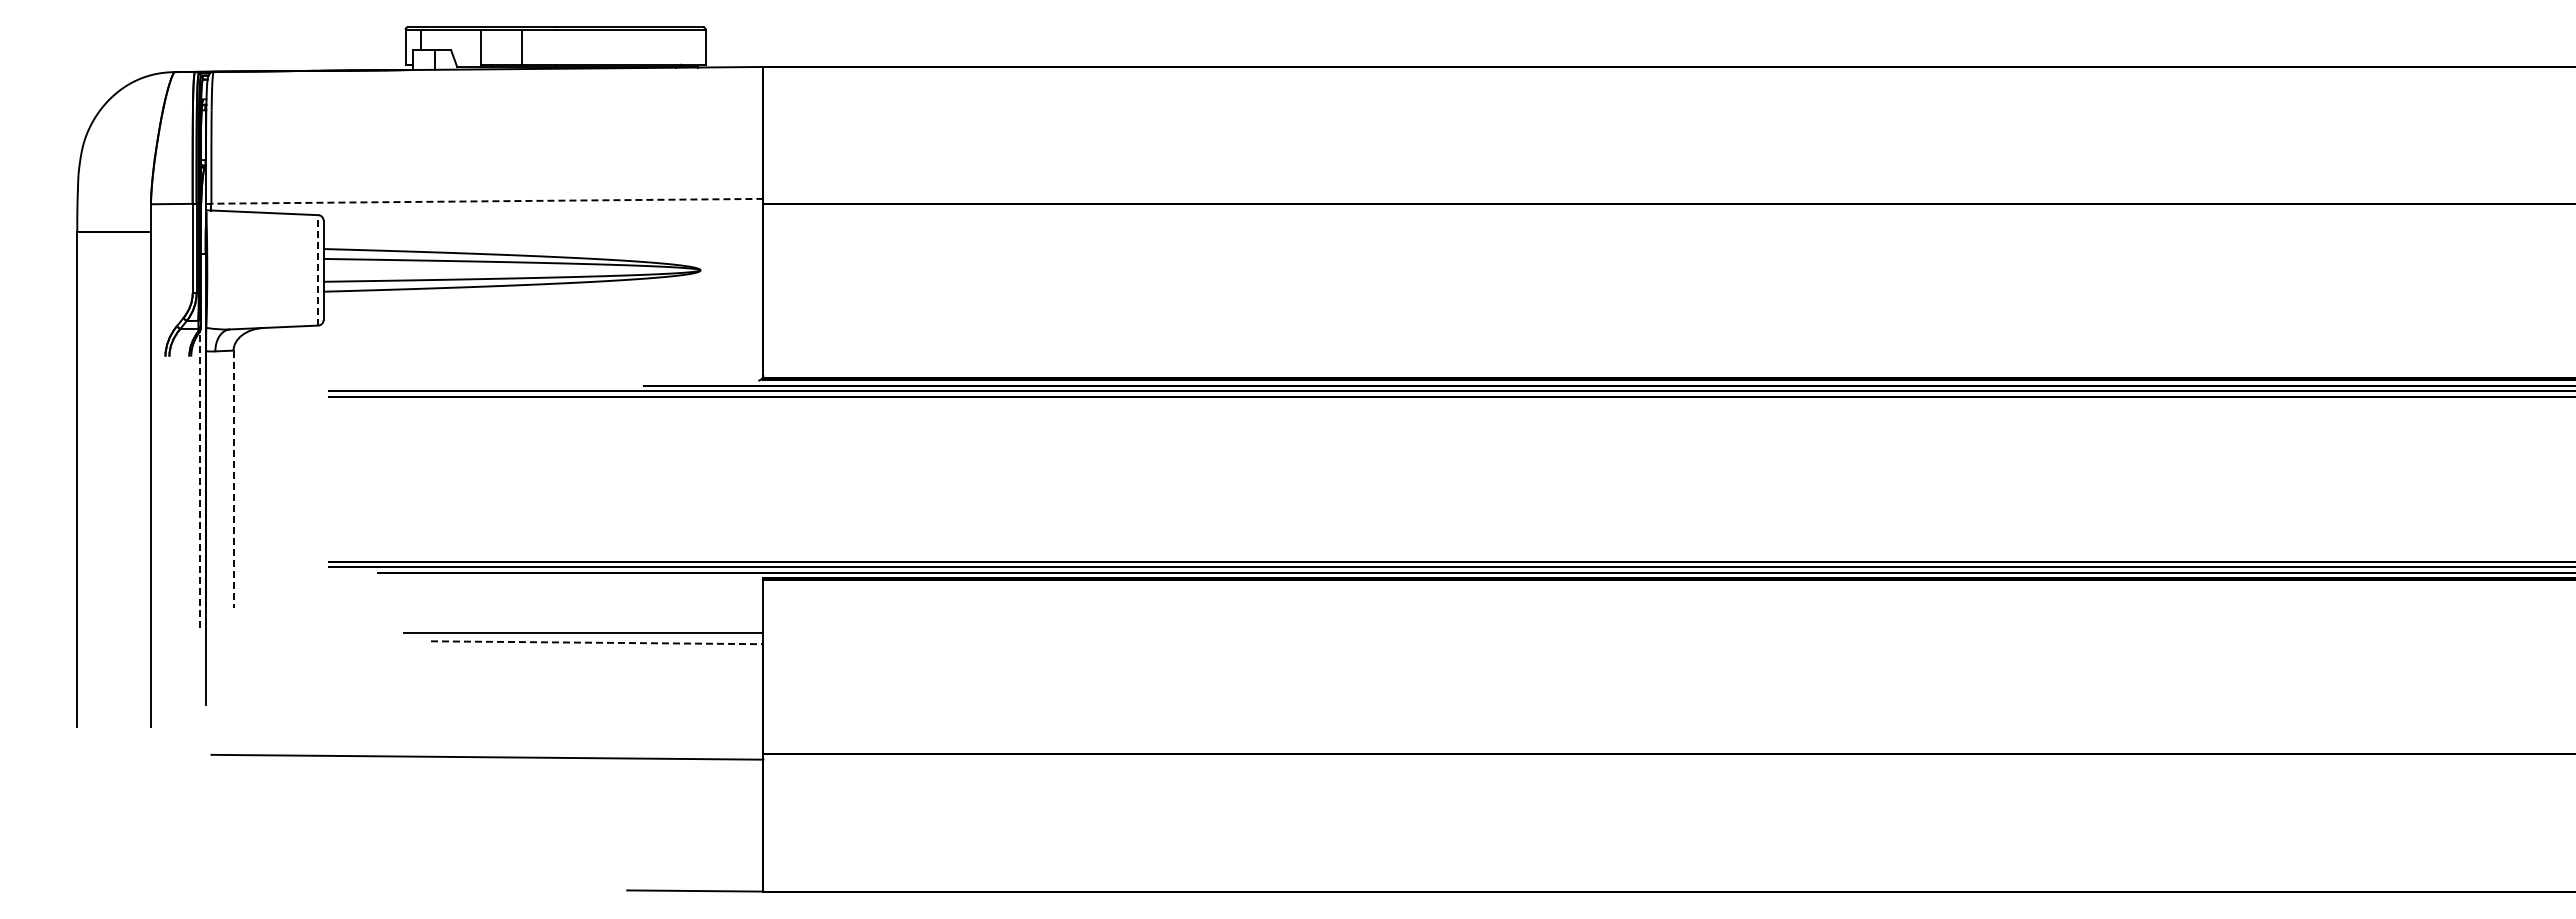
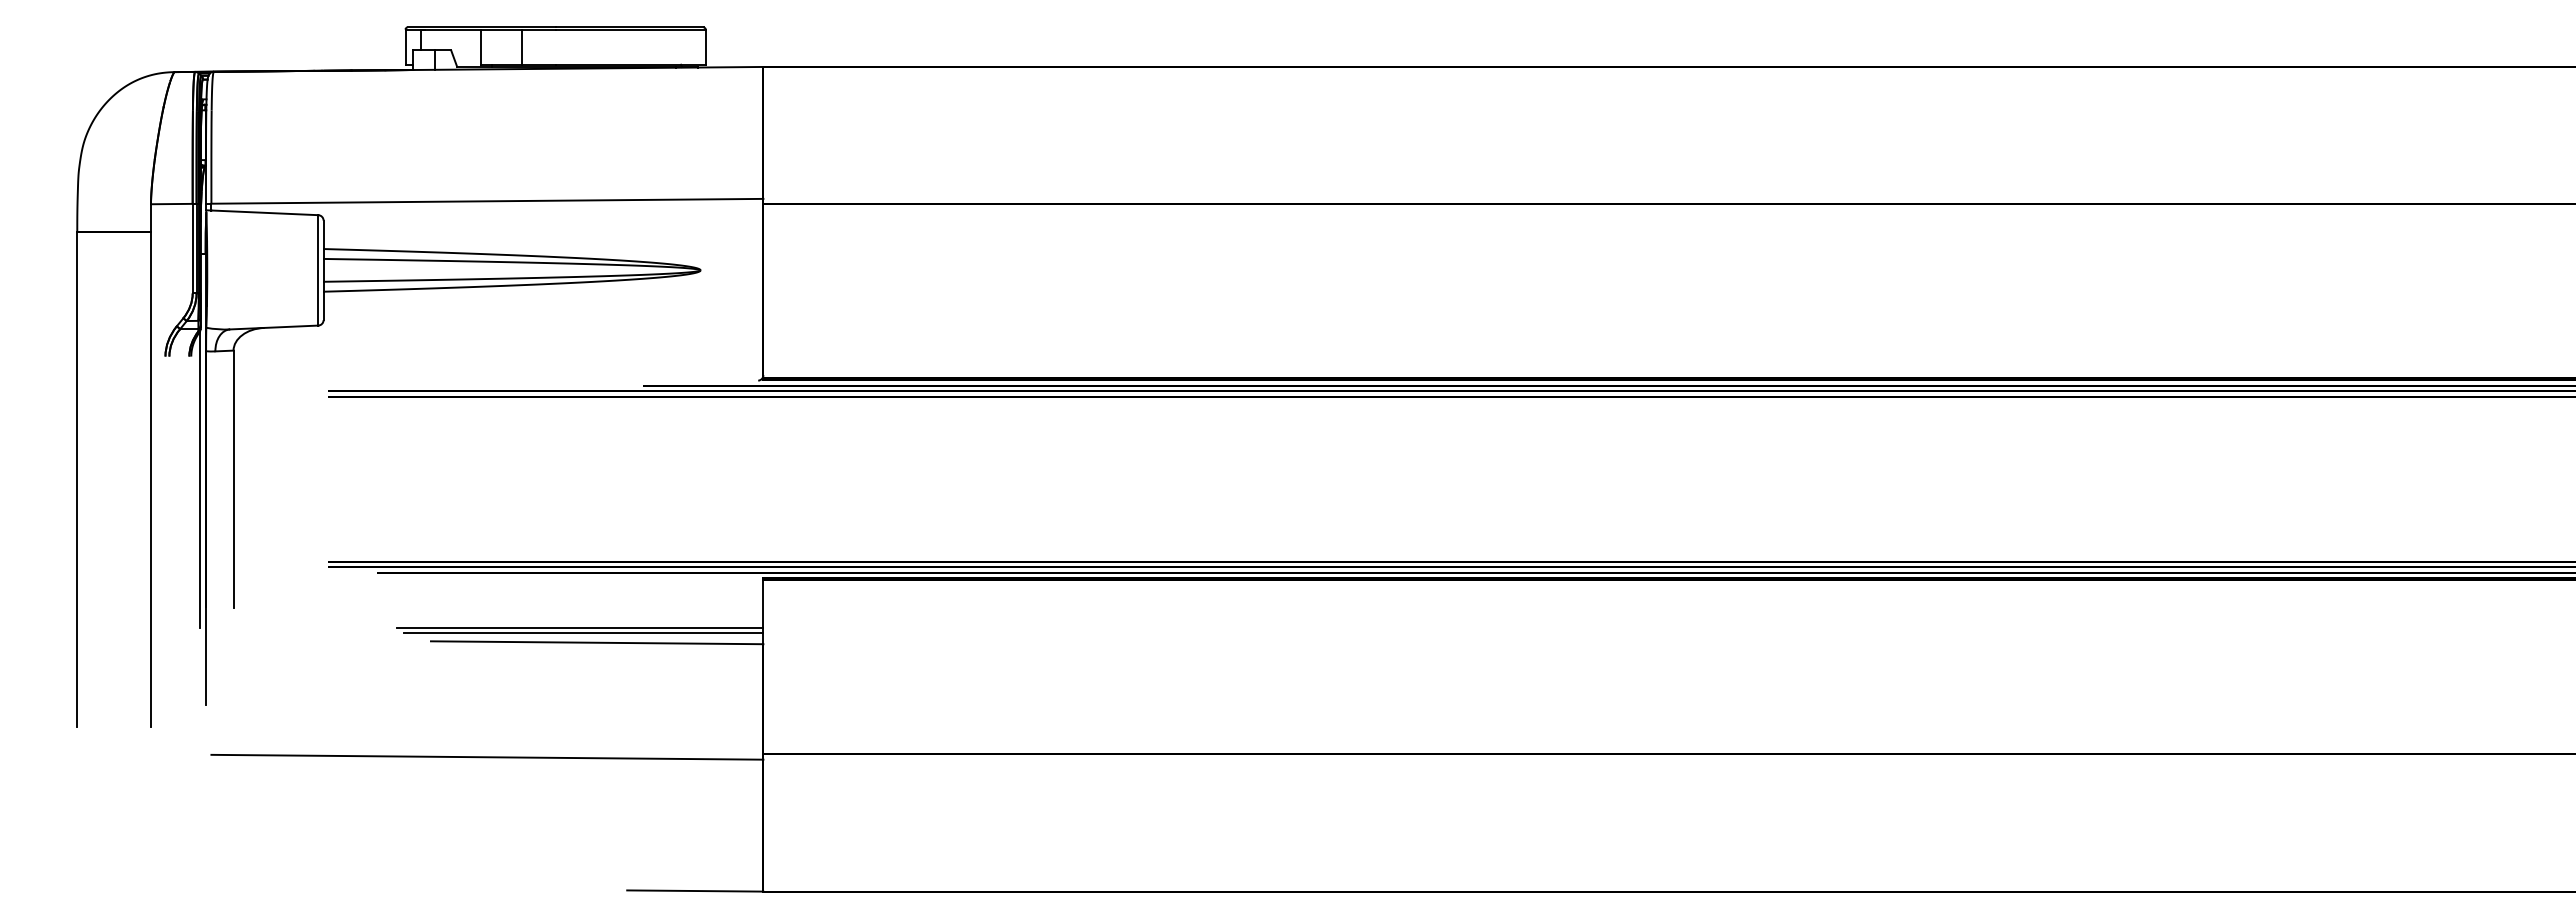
line: dashed -> solid (486, 201)
line: dashed -> solid (318, 269)
line: dashed -> solid (200, 478)
line: dashed -> solid (233, 479)
line: none -> present (580, 627)
line: dashed -> solid (597, 642)
